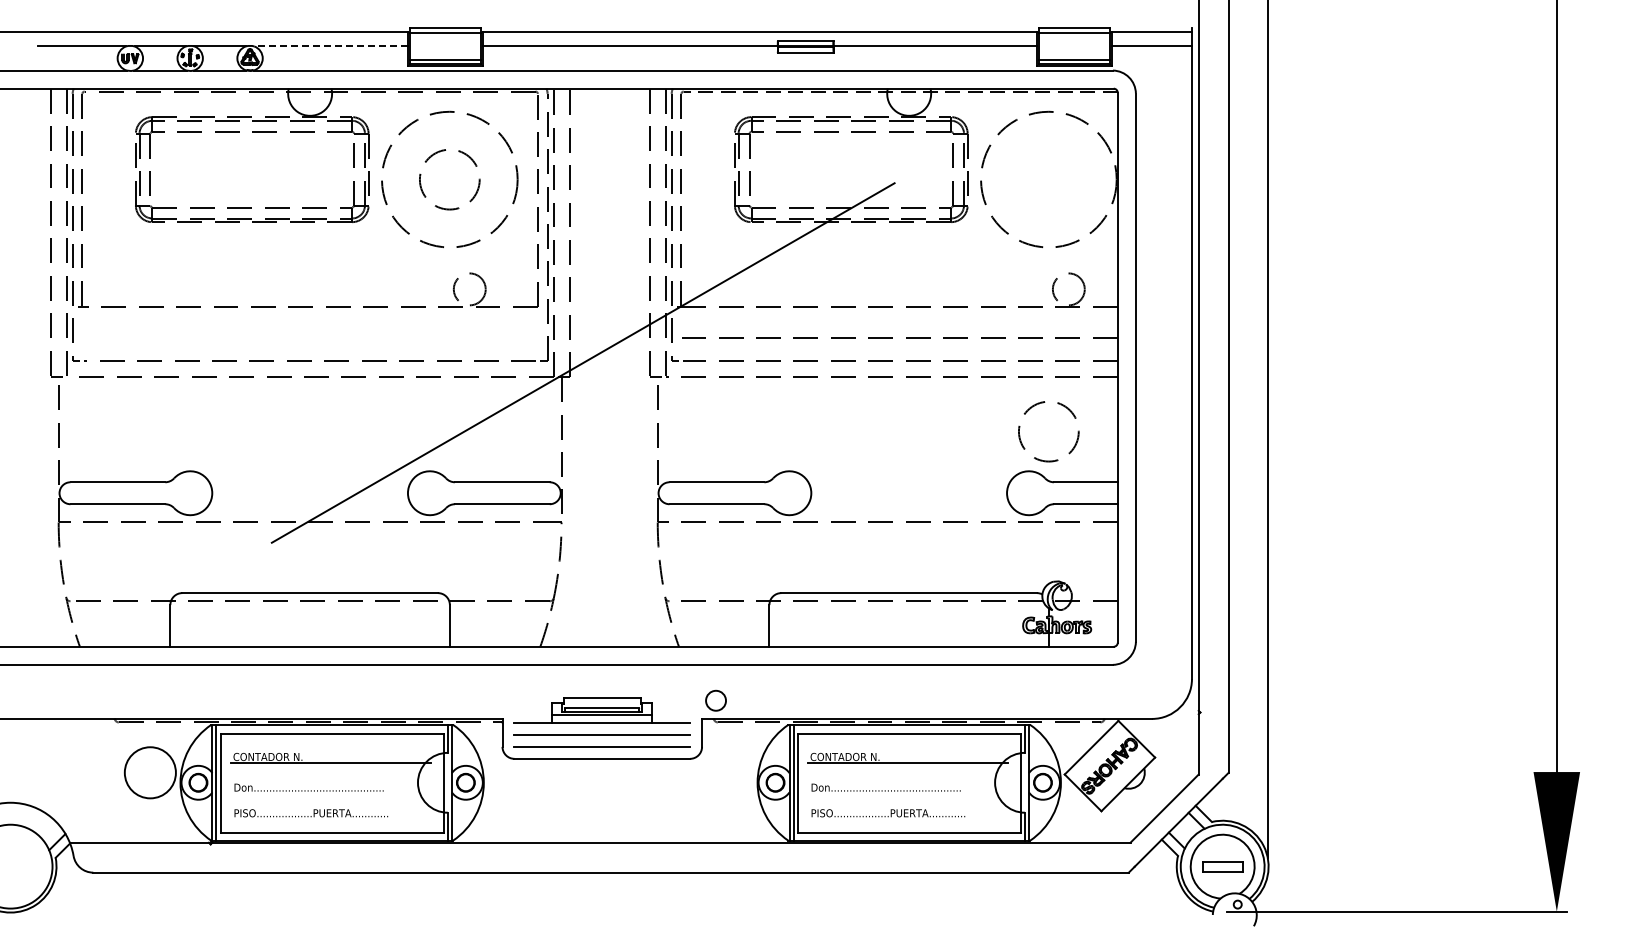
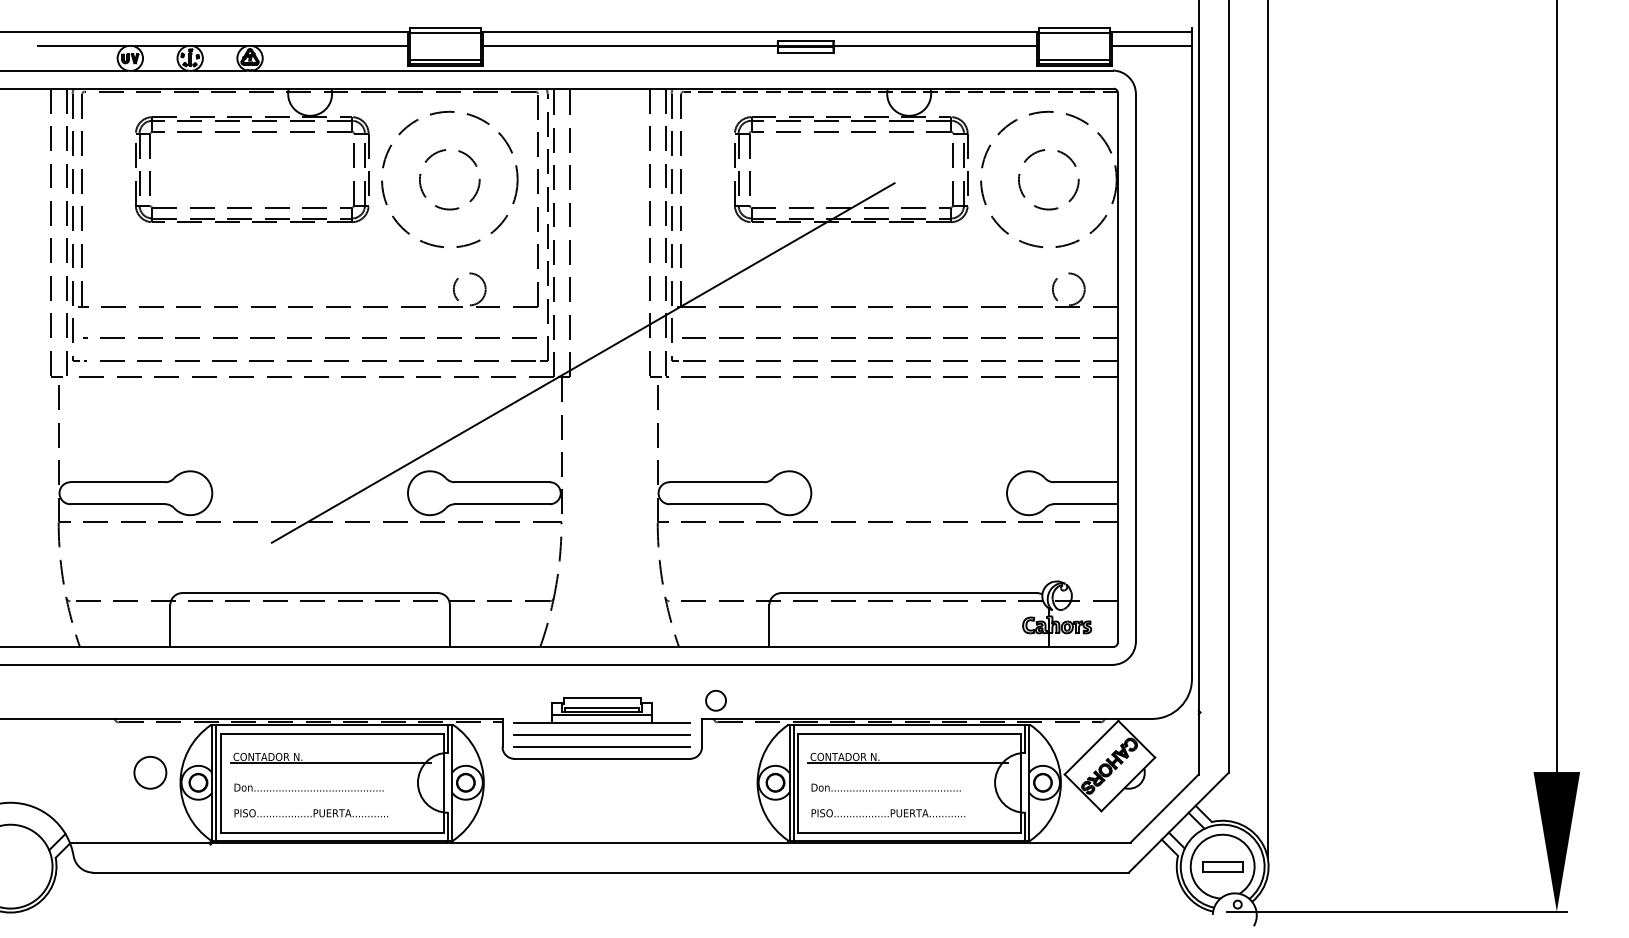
line: dashed -> solid (331, 46)
line: none -> present (309, 337)
circle position: (1048, 431) -> (1048, 179) (1048, 179)
circle diameter: 51 px -> 32 px (150, 772)
